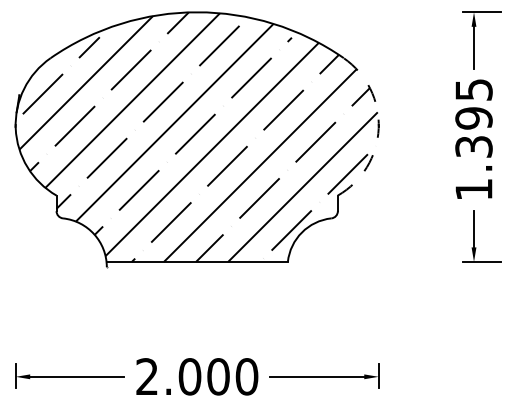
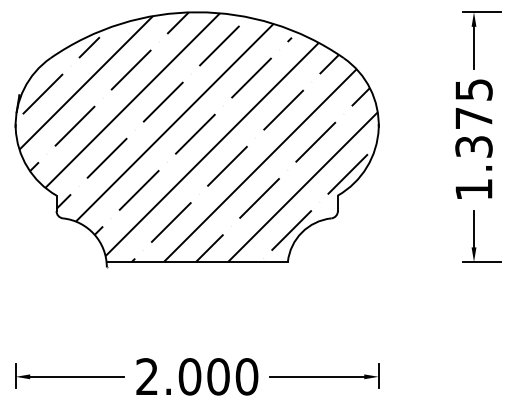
text: 1.395 -> 1.375 (473, 118)
arc: dashed -> solid (378, 128)
